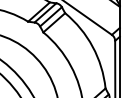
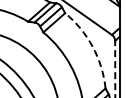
arc: solid -> dashed (92, 46)
line: solid -> dashed (115, 68)
